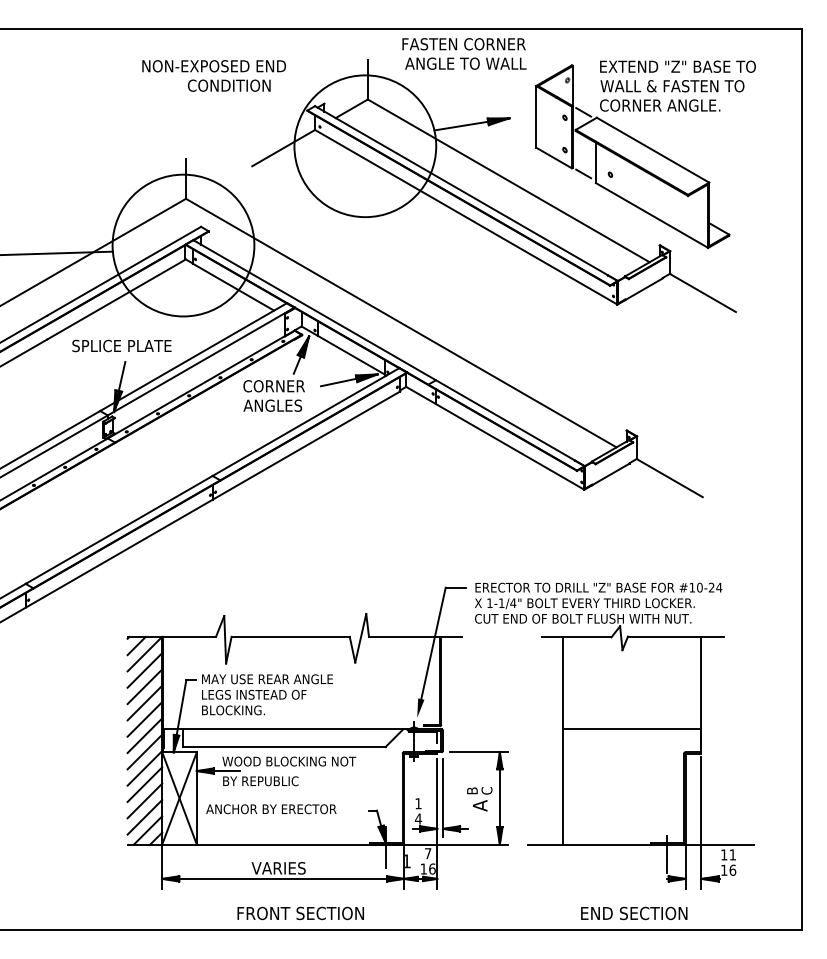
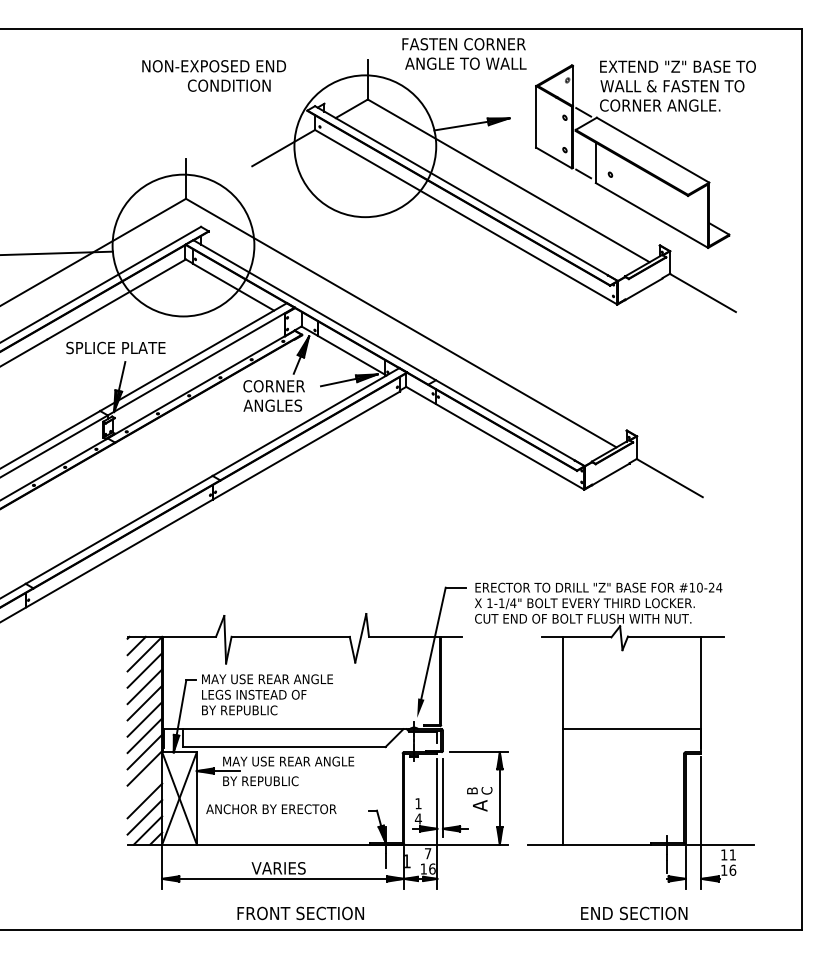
text position: (121, 345) -> (115, 347) (115, 347)
text: BLOCKING. -> BY REPUBLIC (243, 710)
text: WOOD BLOCKING NOT -> MAY USE REAR ANGLE (289, 761)
line: present -> none (144, 784)
